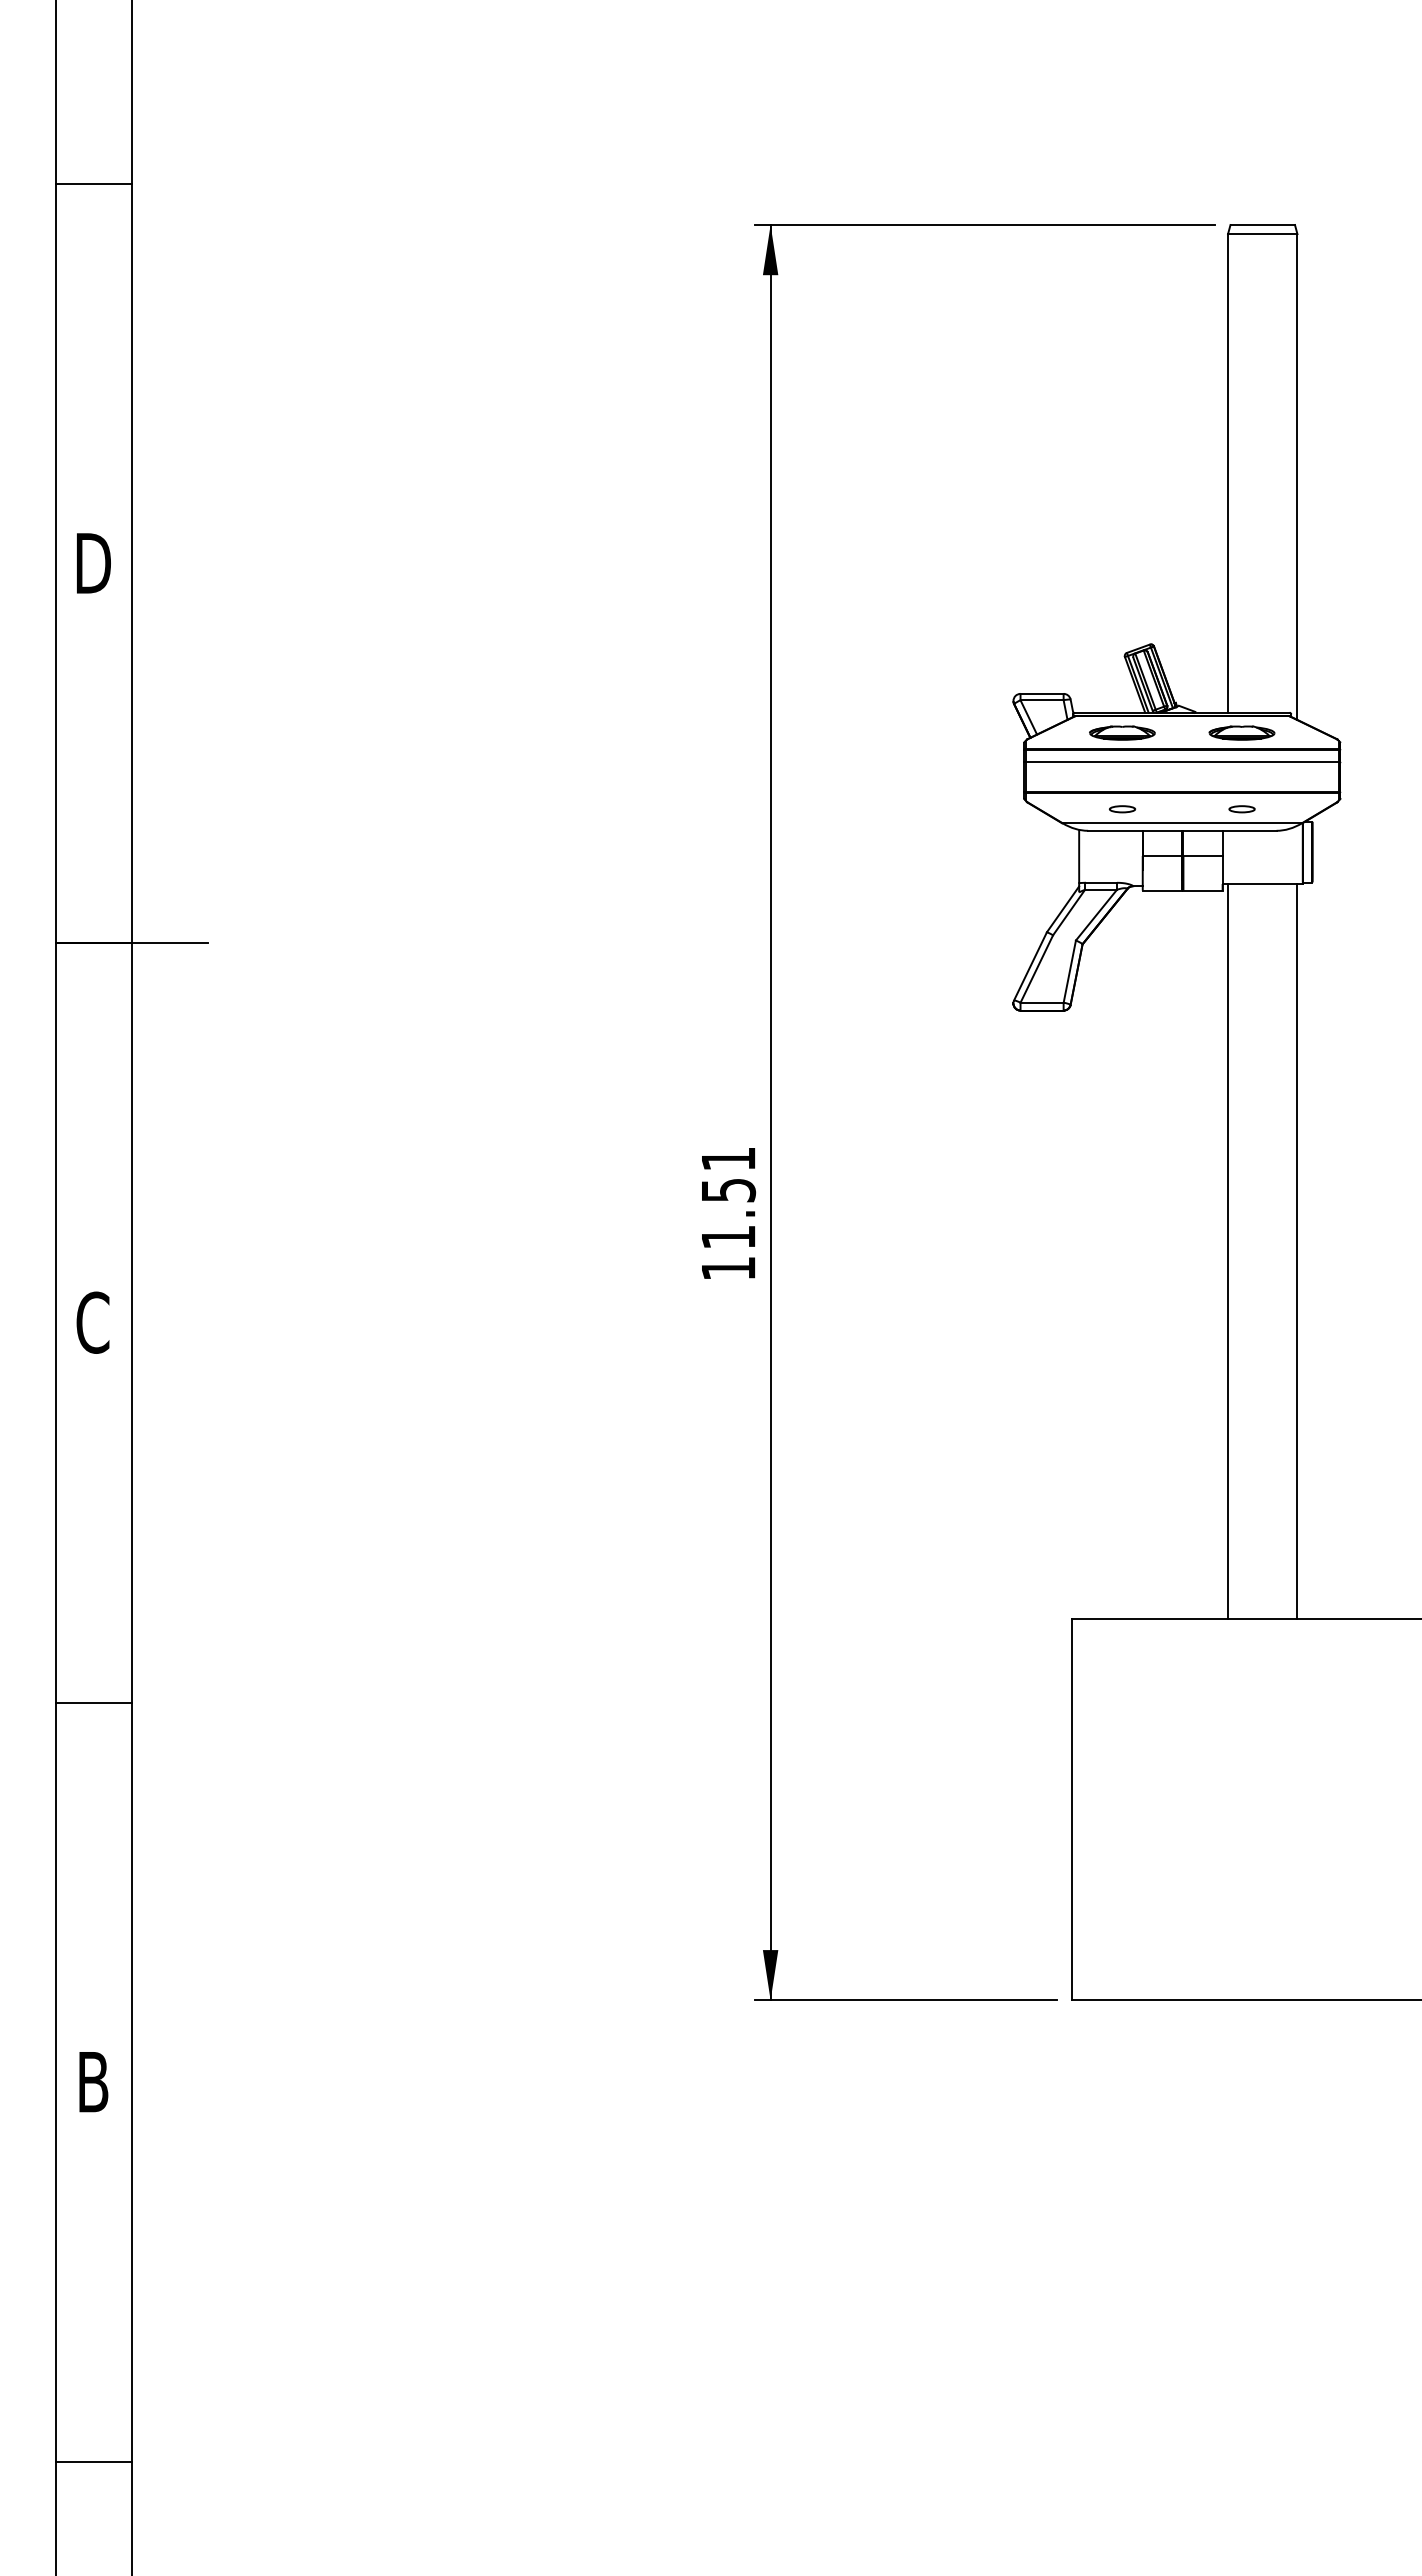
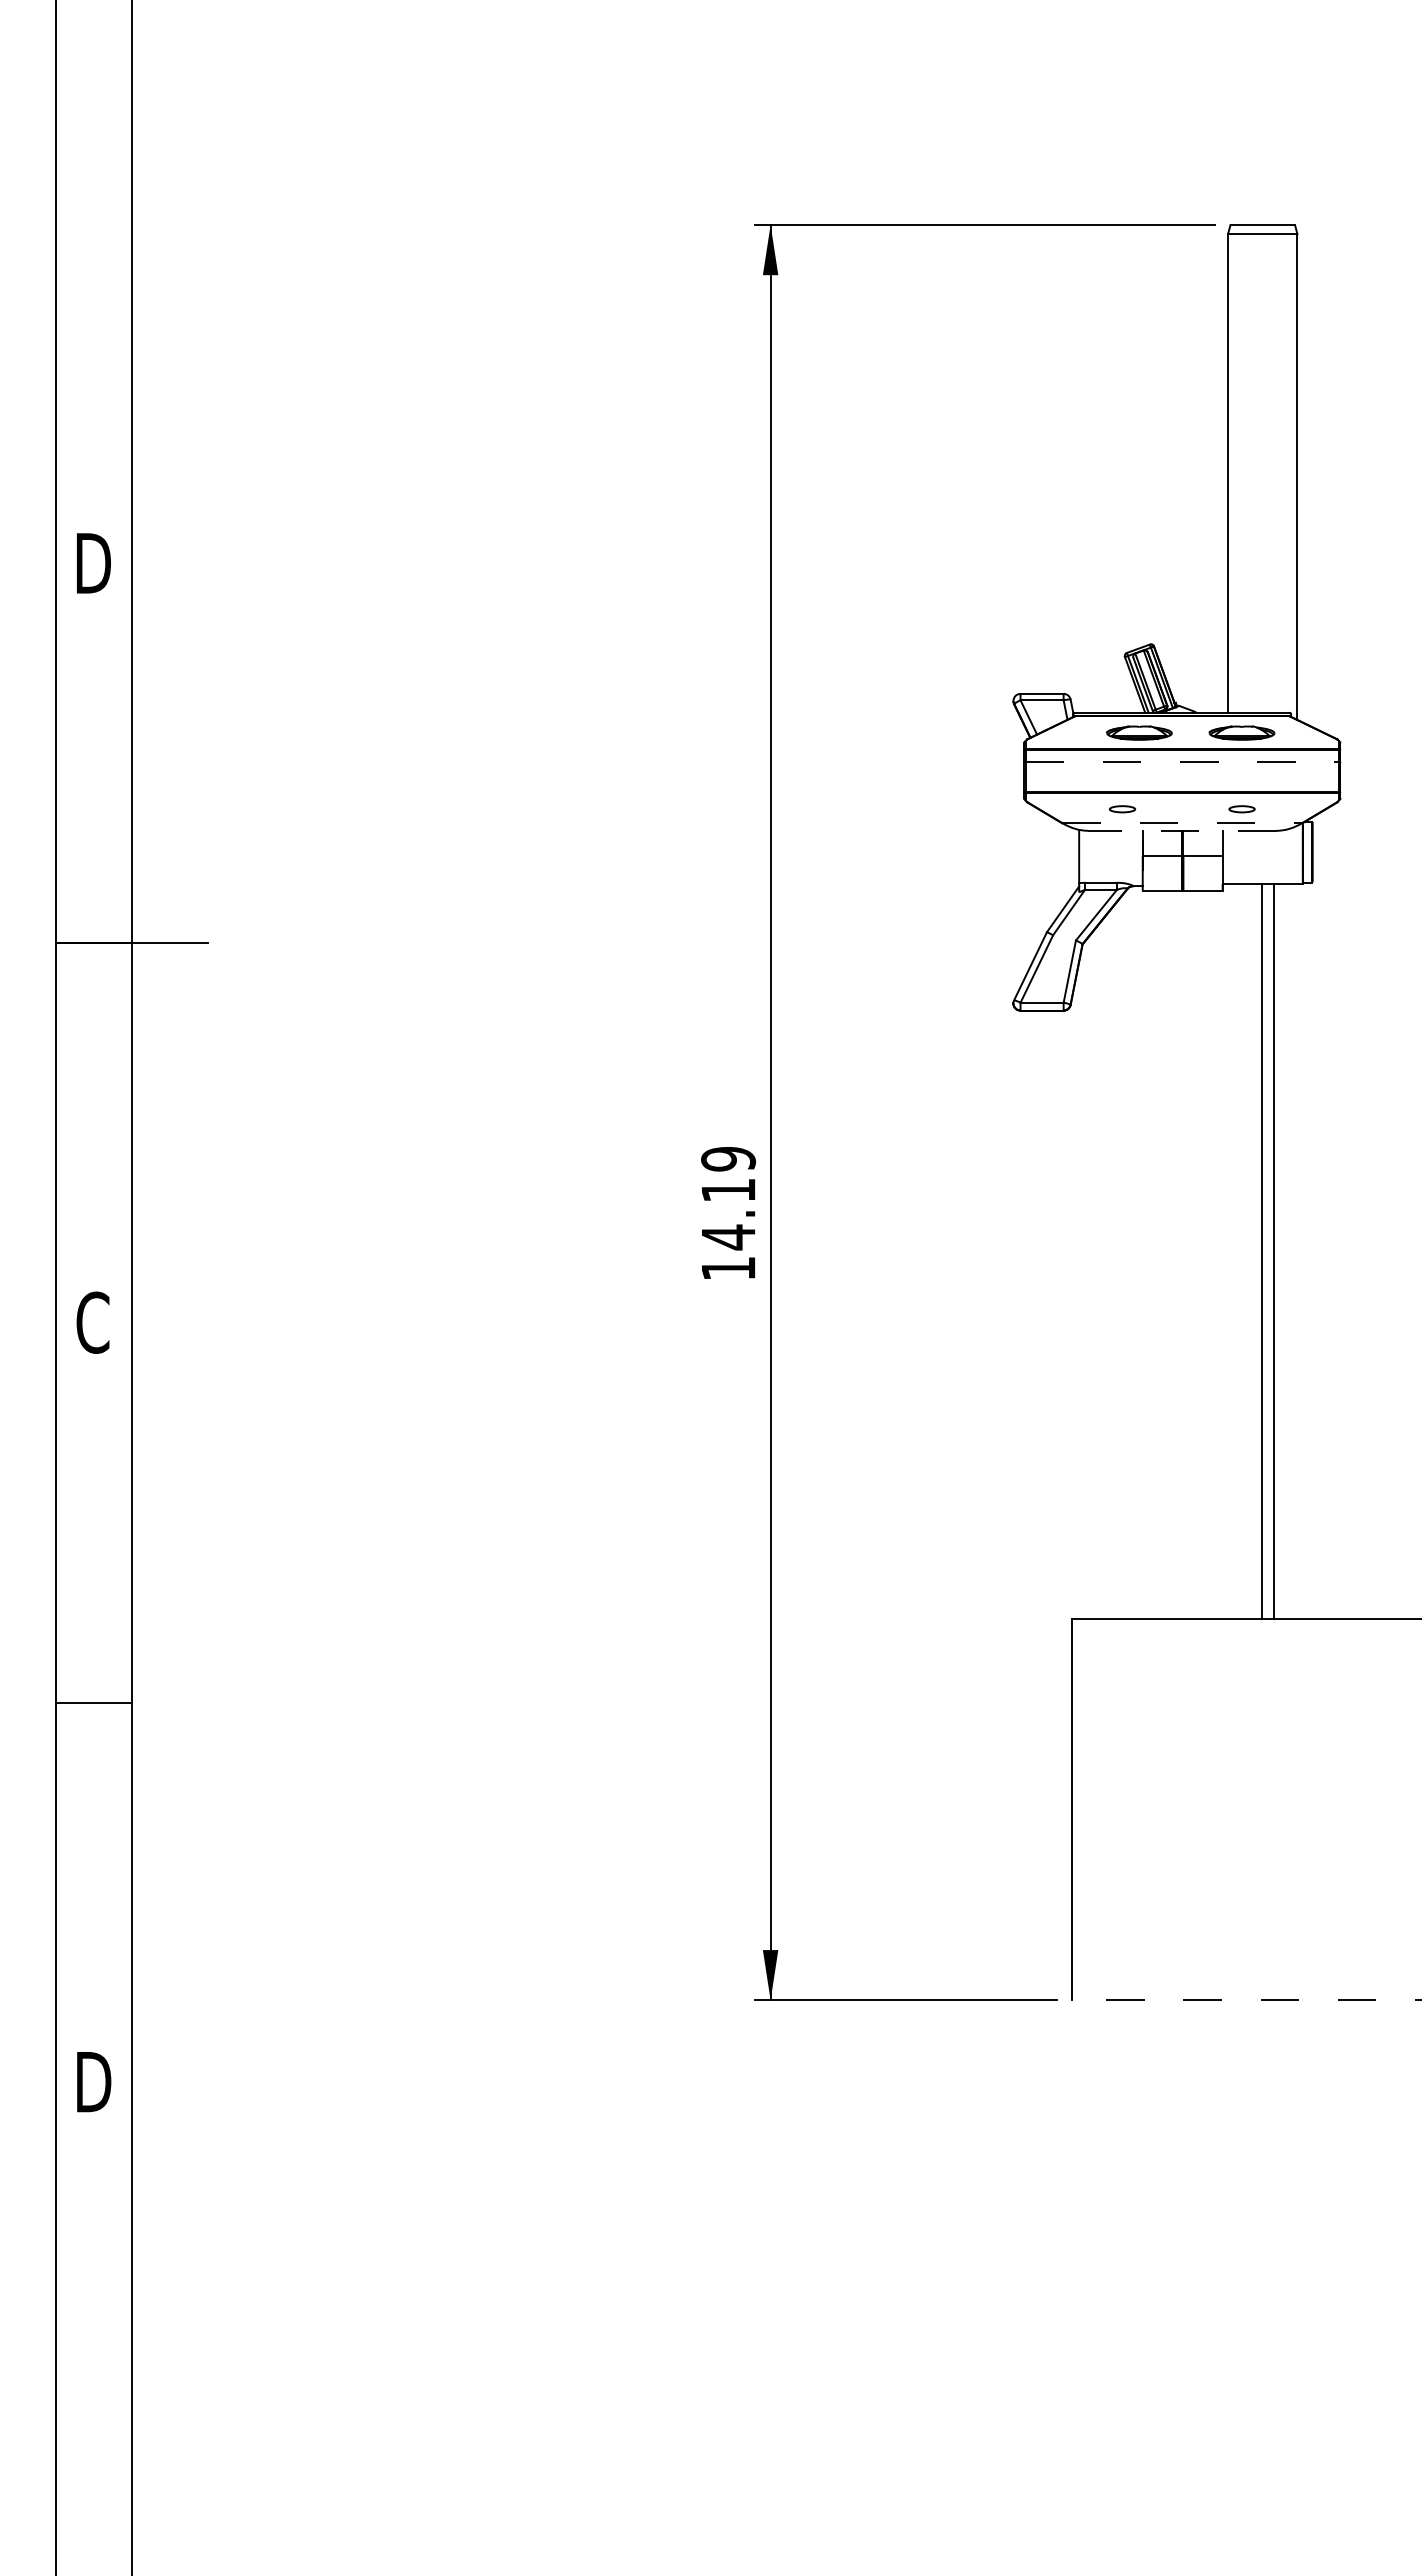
line: present -> none (93, 184)
part position: (1122, 732) -> (1139, 732) (1139, 732)
line: solid -> dashed (1182, 762)
line: solid -> dashed (1182, 823)
line: solid -> dashed (1181, 830)
text: 11.51 -> 14.19 (728, 1198)
line position: (1228, 1251) -> (1262, 1251) (1262, 1251)
line position: (1297, 1251) -> (1274, 1251) (1274, 1251)
line: solid -> dashed (1246, 2000)
text: B -> D (94, 2082)
line: present -> none (93, 2462)
